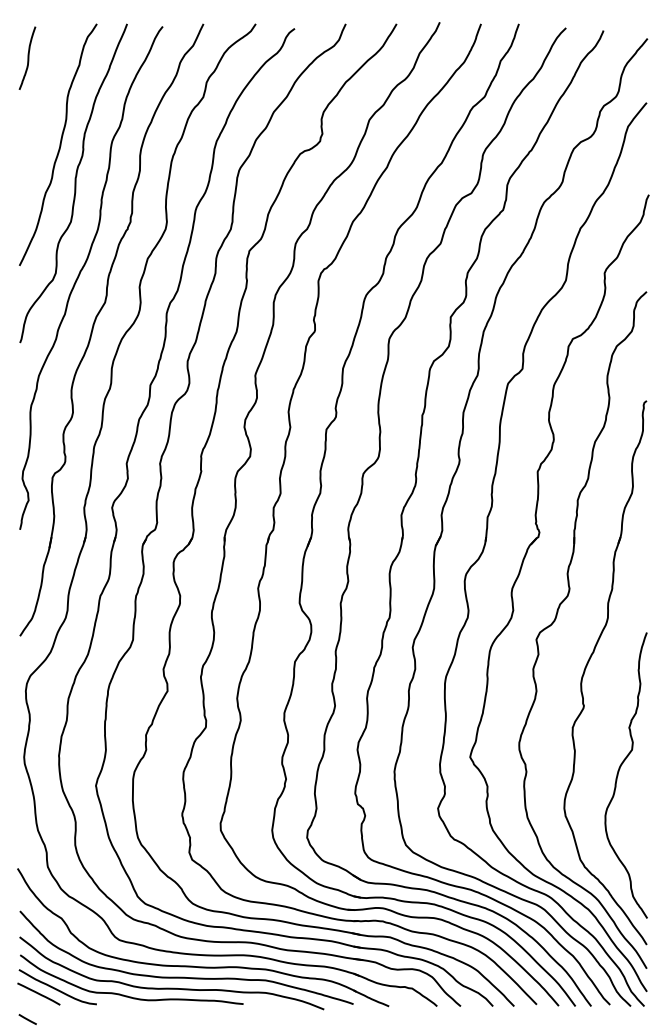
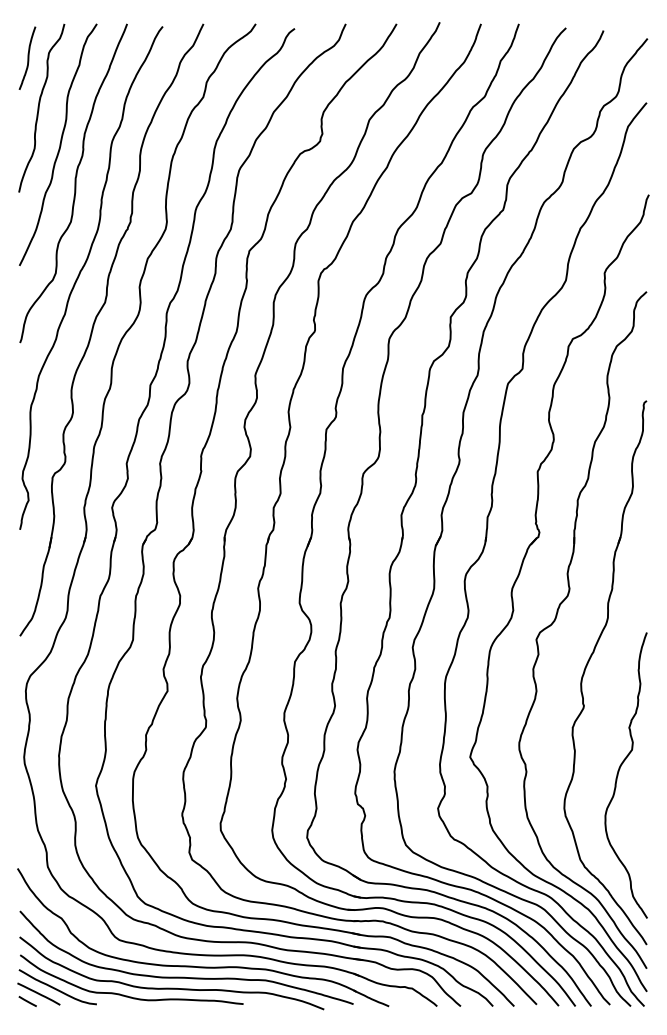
curve: none -> present (39, 107)
line position: (27, 1019) -> (27, 1001) (27, 1001)
